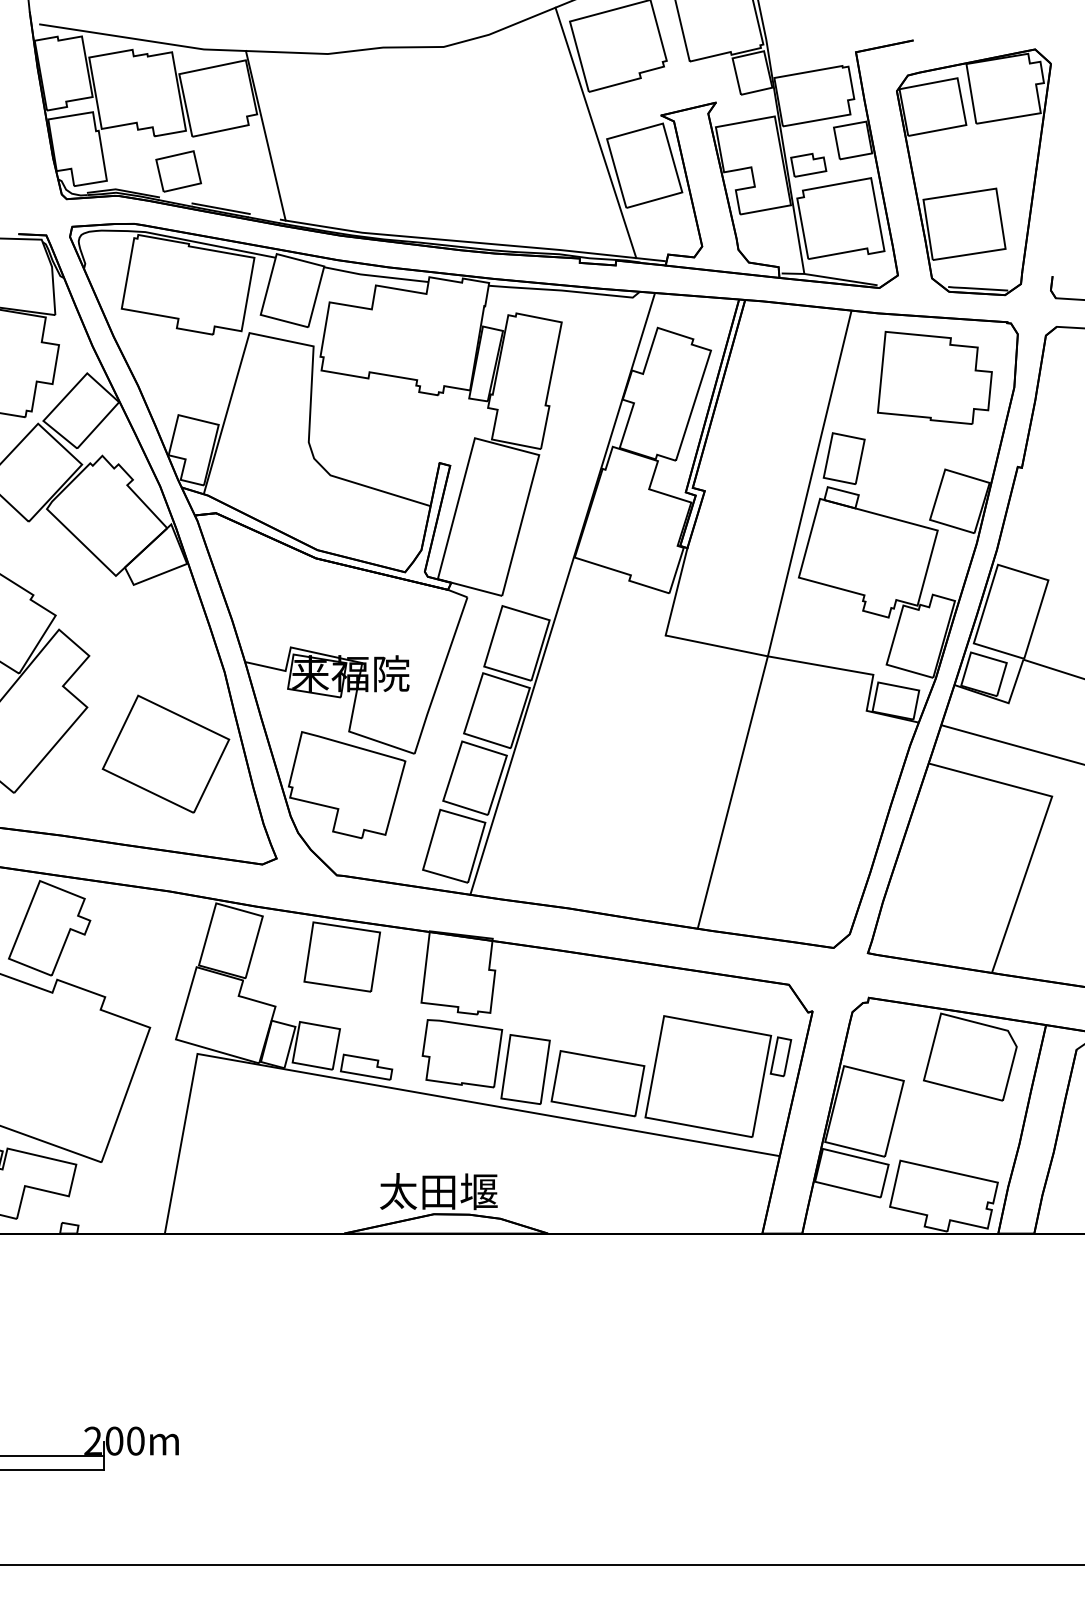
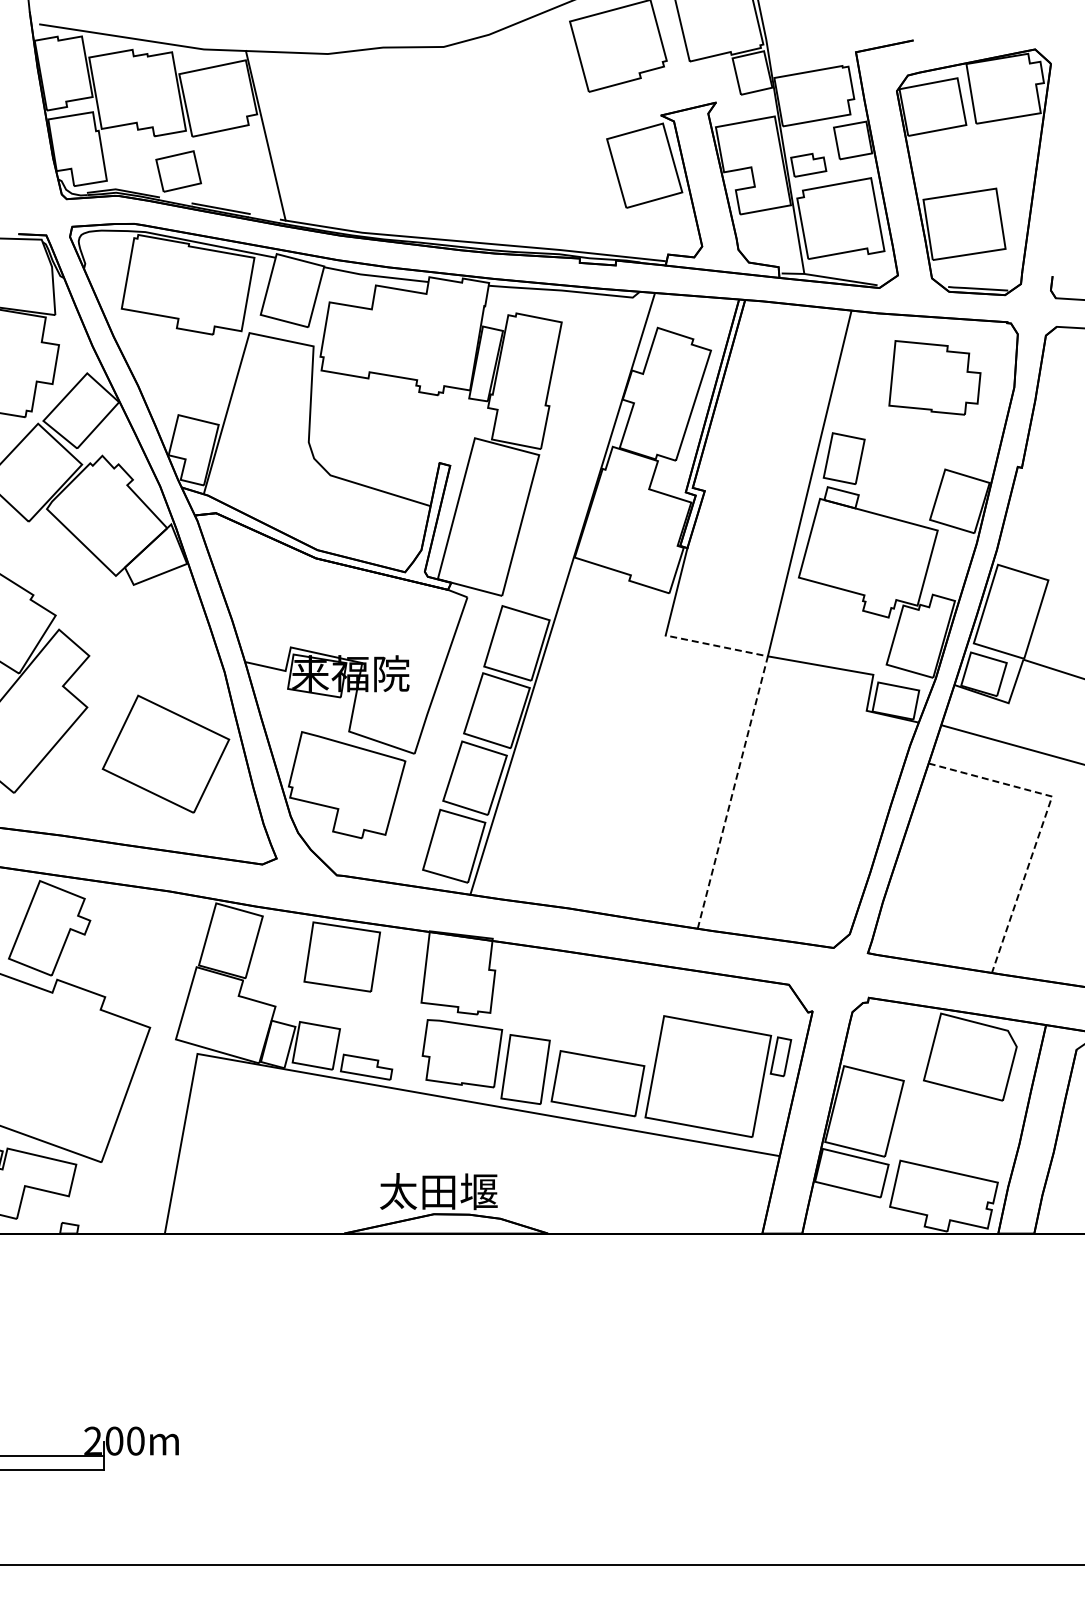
line: present -> none (595, 132)
part size: 116x95 px -> 94x76 px (934, 377)
line: solid -> dashed (746, 741)
line: solid -> dashed (1042, 823)
